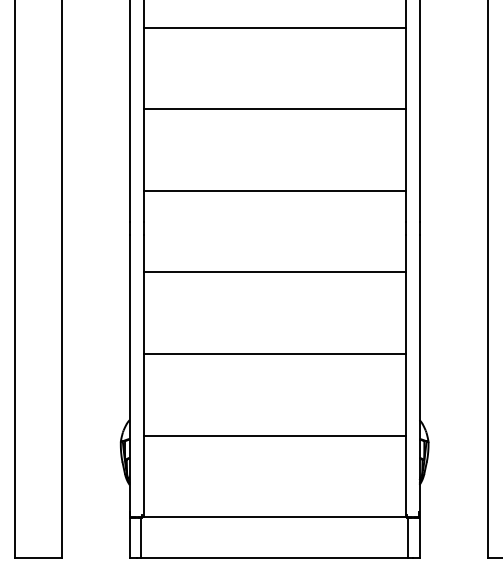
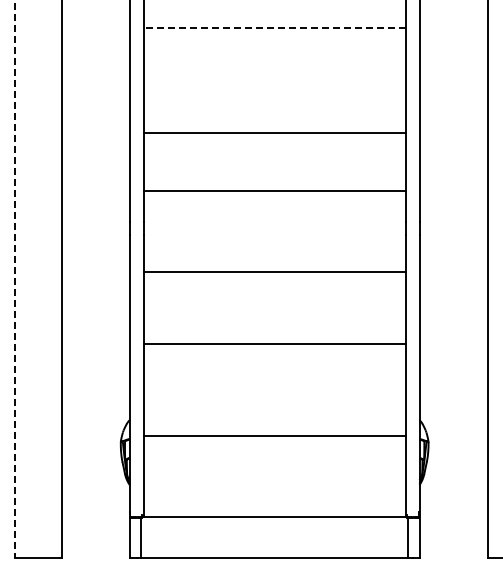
line: solid -> dashed (274, 27)
line position: (274, 109) -> (274, 133) (274, 133)
line: solid -> dashed (15, 278)
line position: (274, 354) -> (274, 344) (274, 344)
